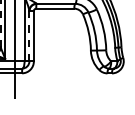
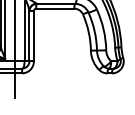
line: dashed -> solid (0, 23)
line: dashed -> solid (29, 35)
